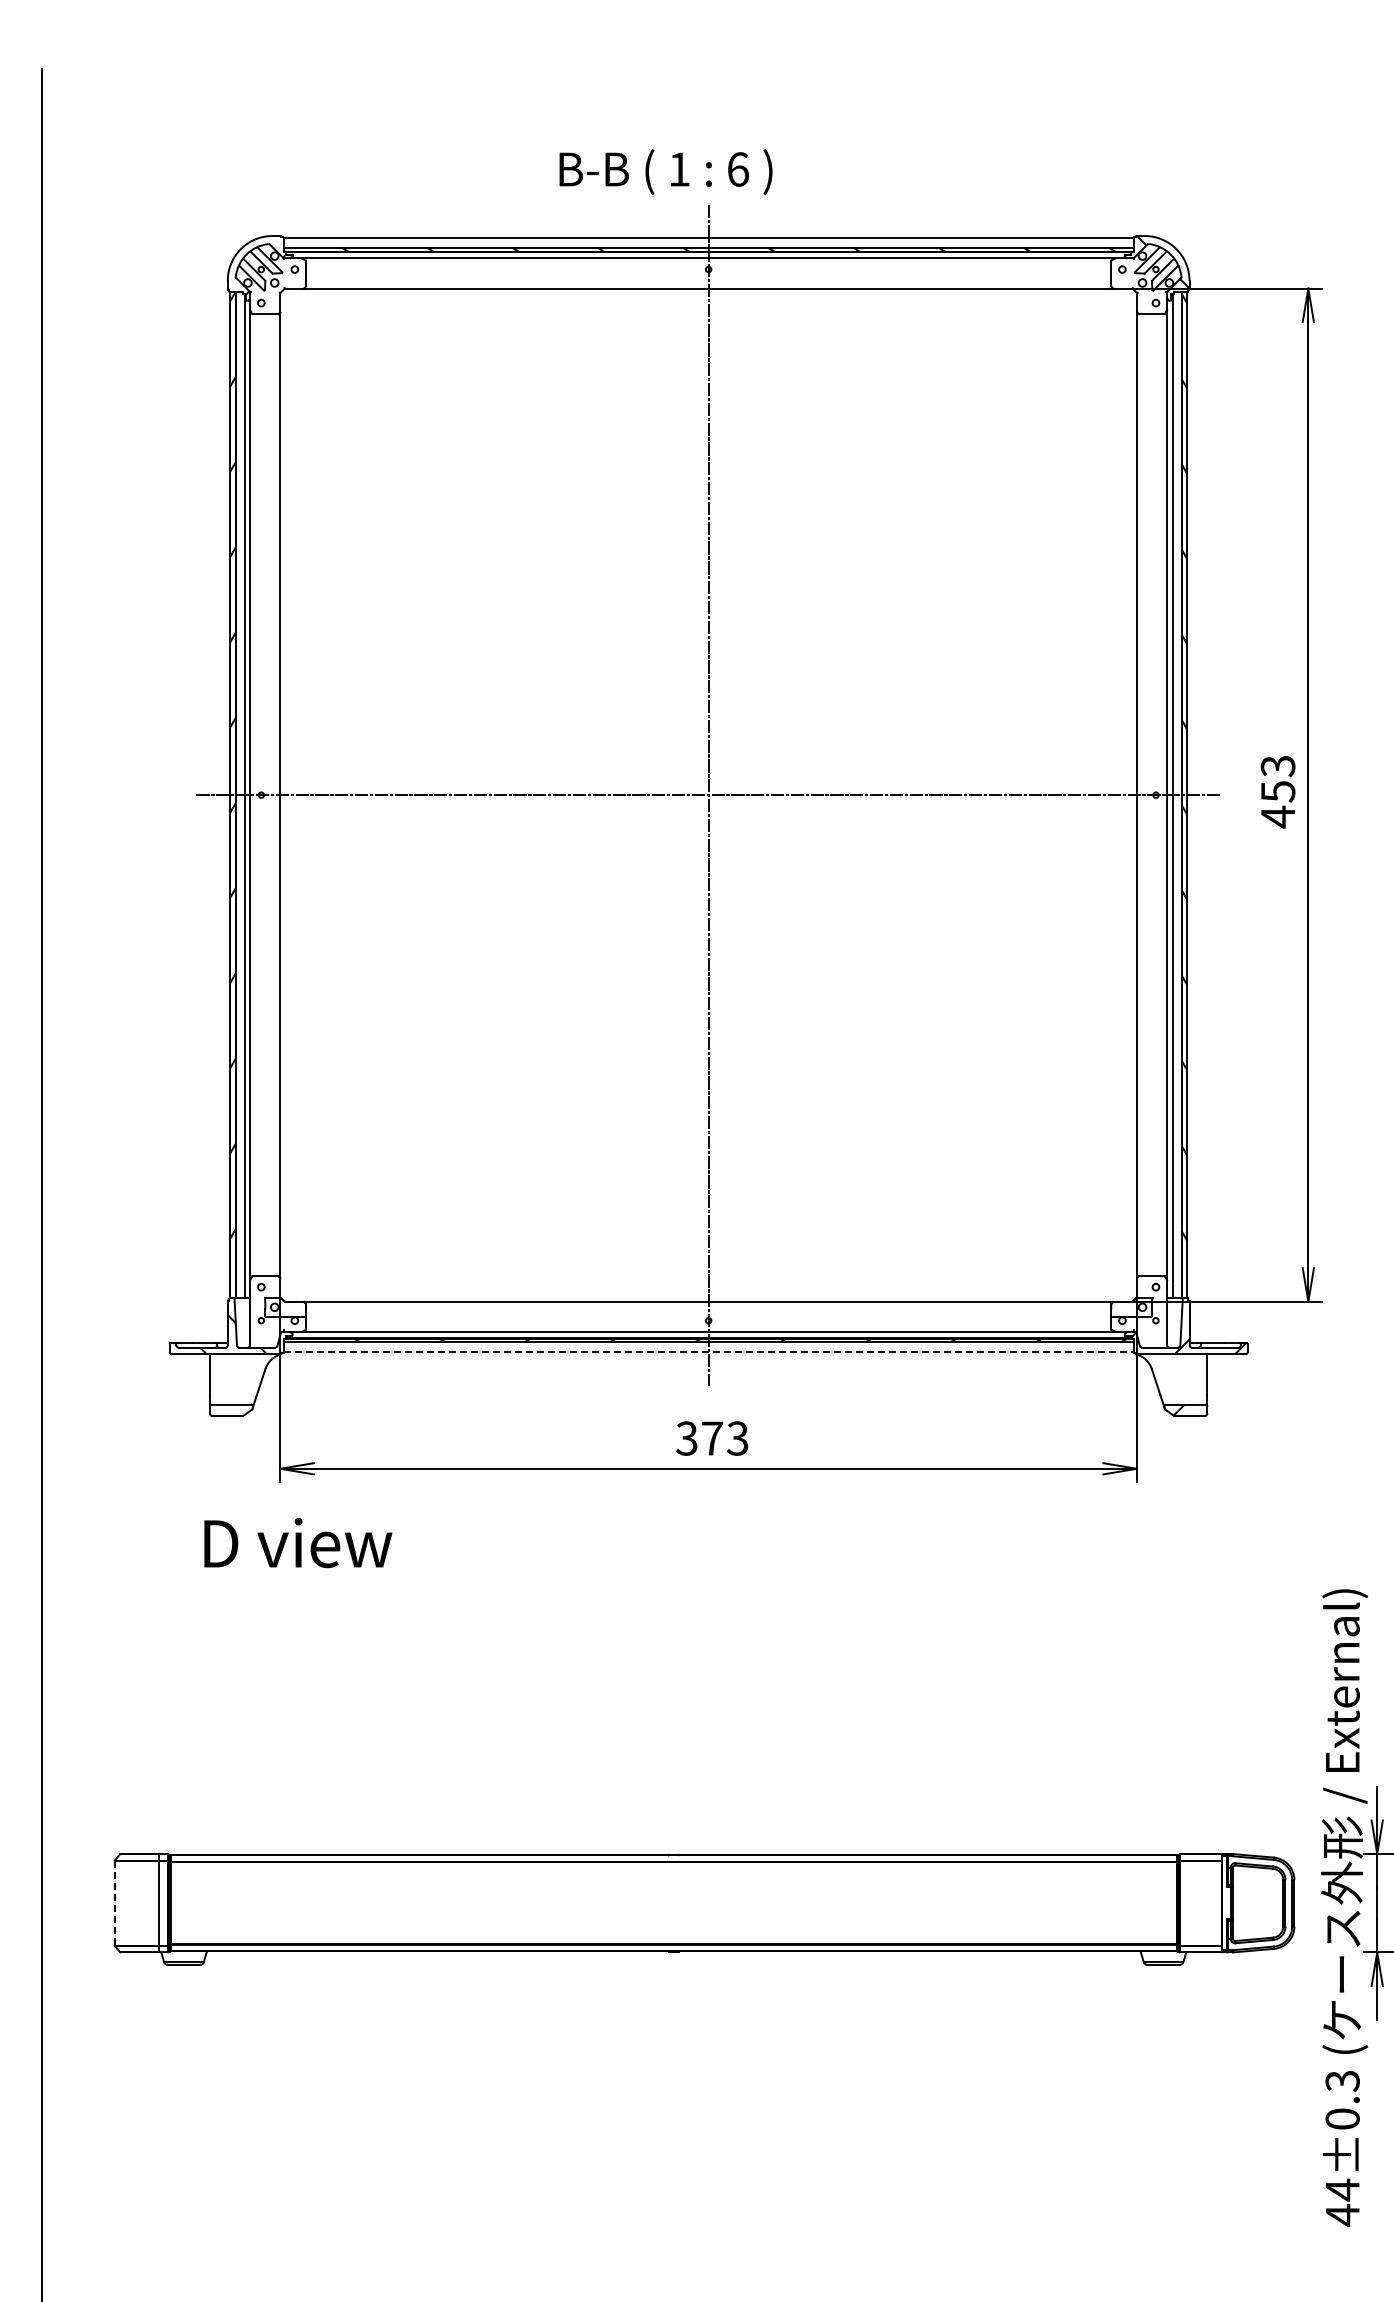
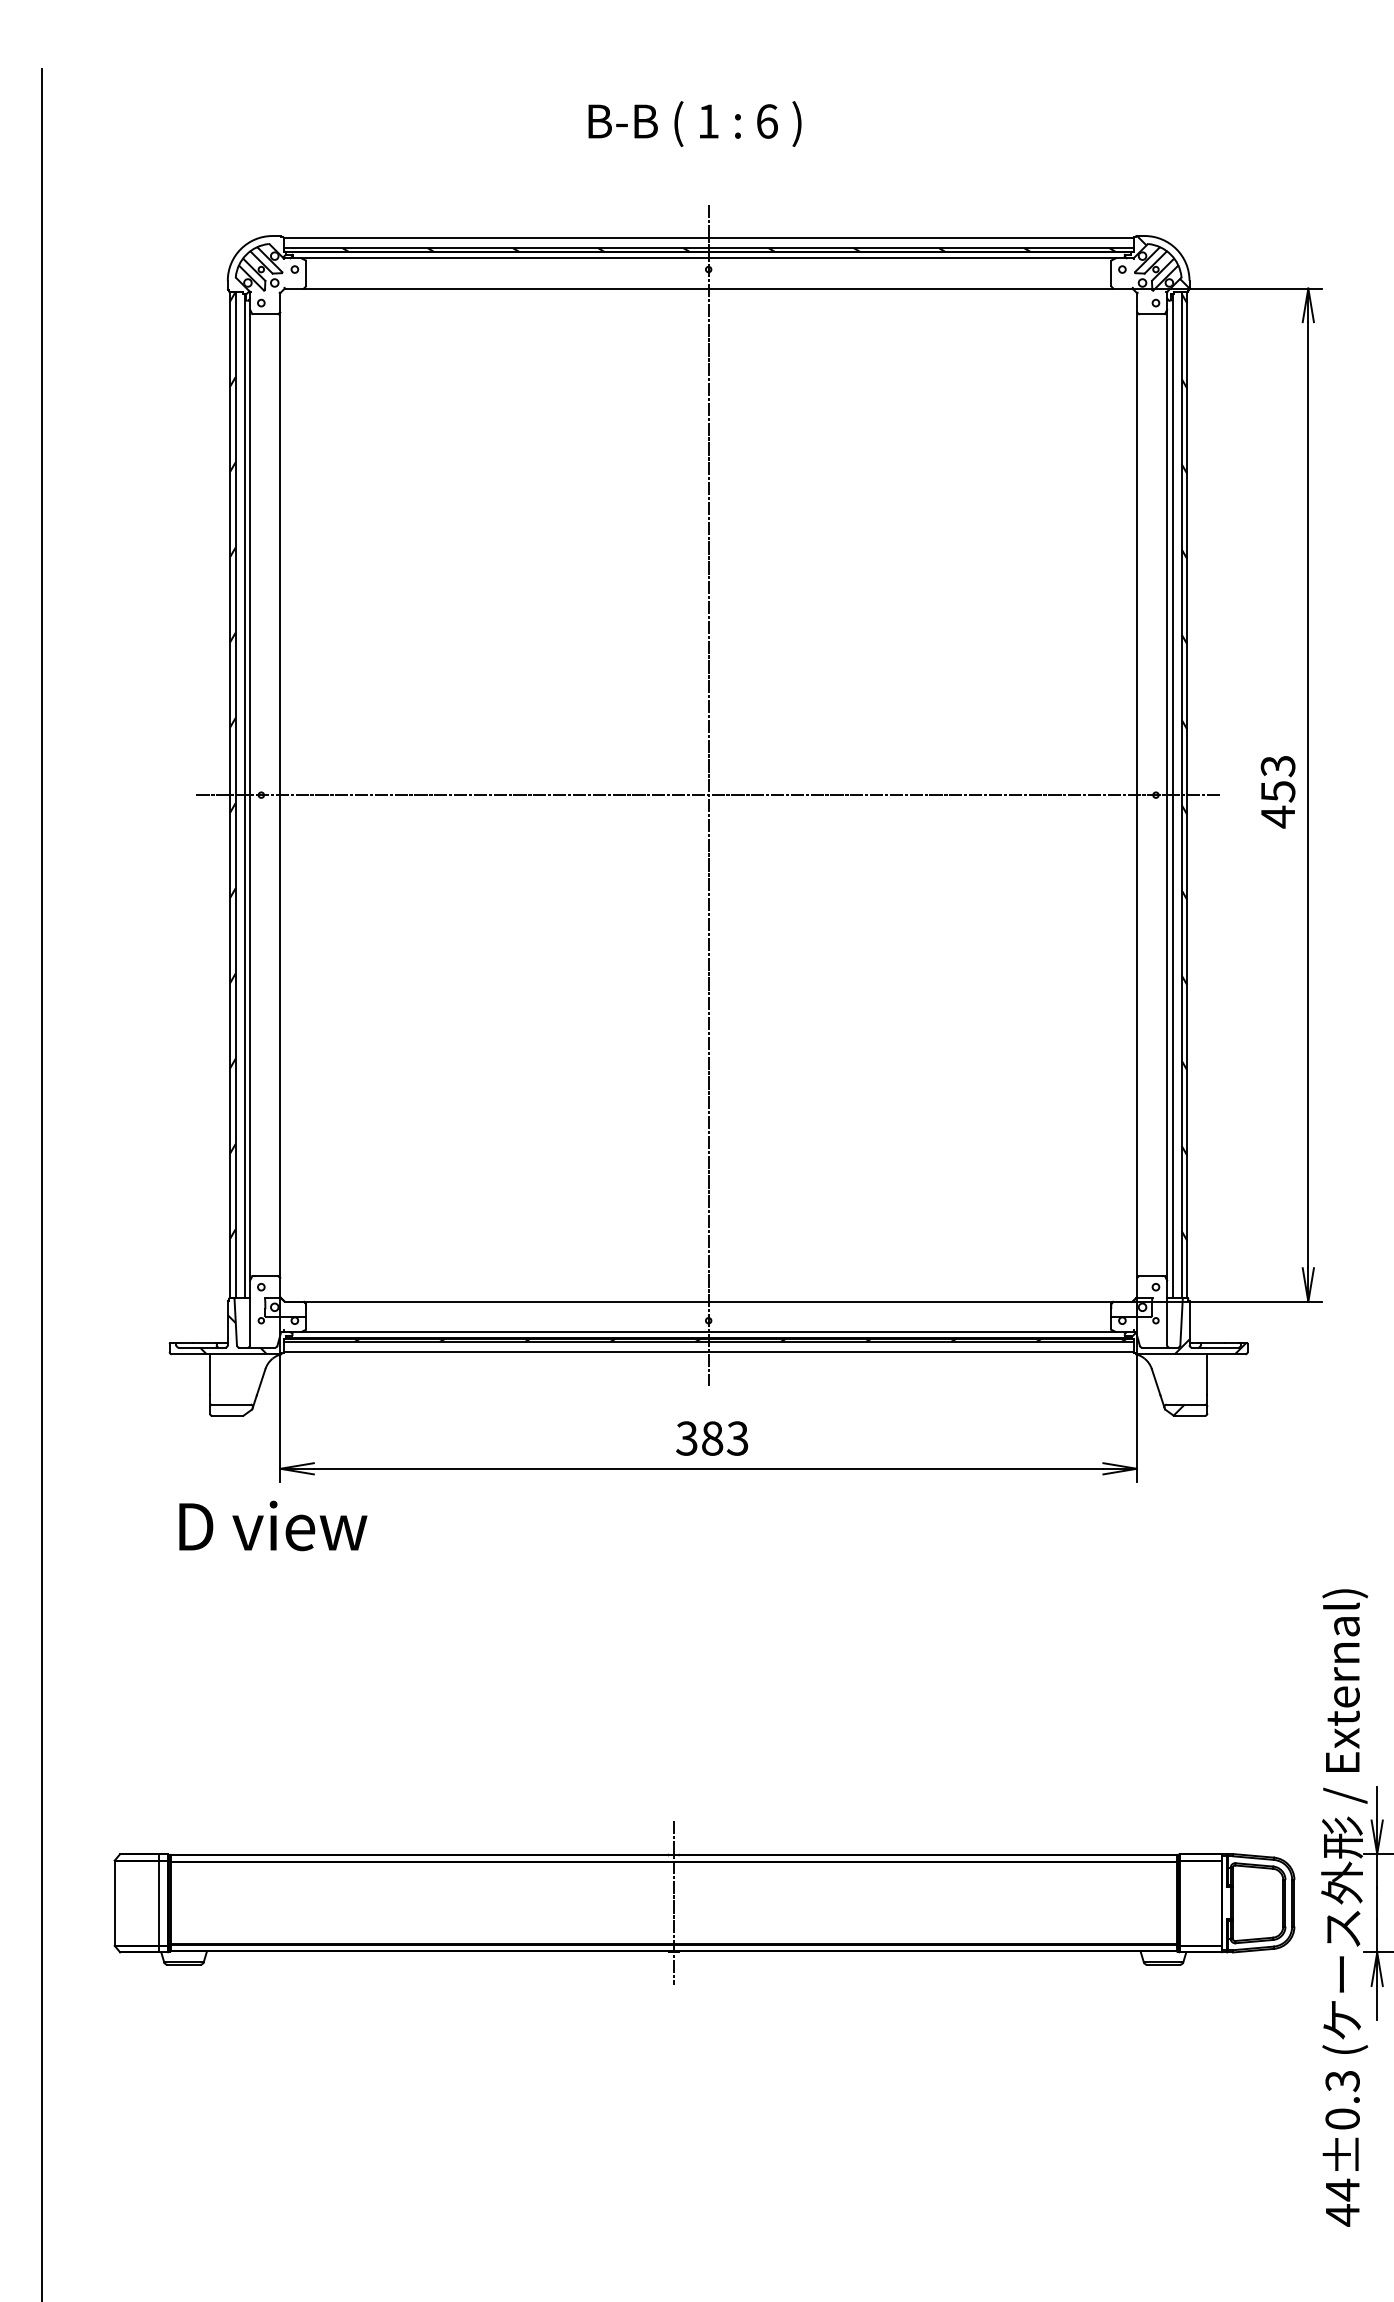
text position: (665, 171) -> (694, 123) (694, 123)
line: dashed -> solid (708, 1352)
text: 373 -> 383 (712, 1438)
text position: (298, 1542) -> (273, 1525) (273, 1525)
line: dashed -> solid (114, 1903)
line: none -> present (673, 1903)
